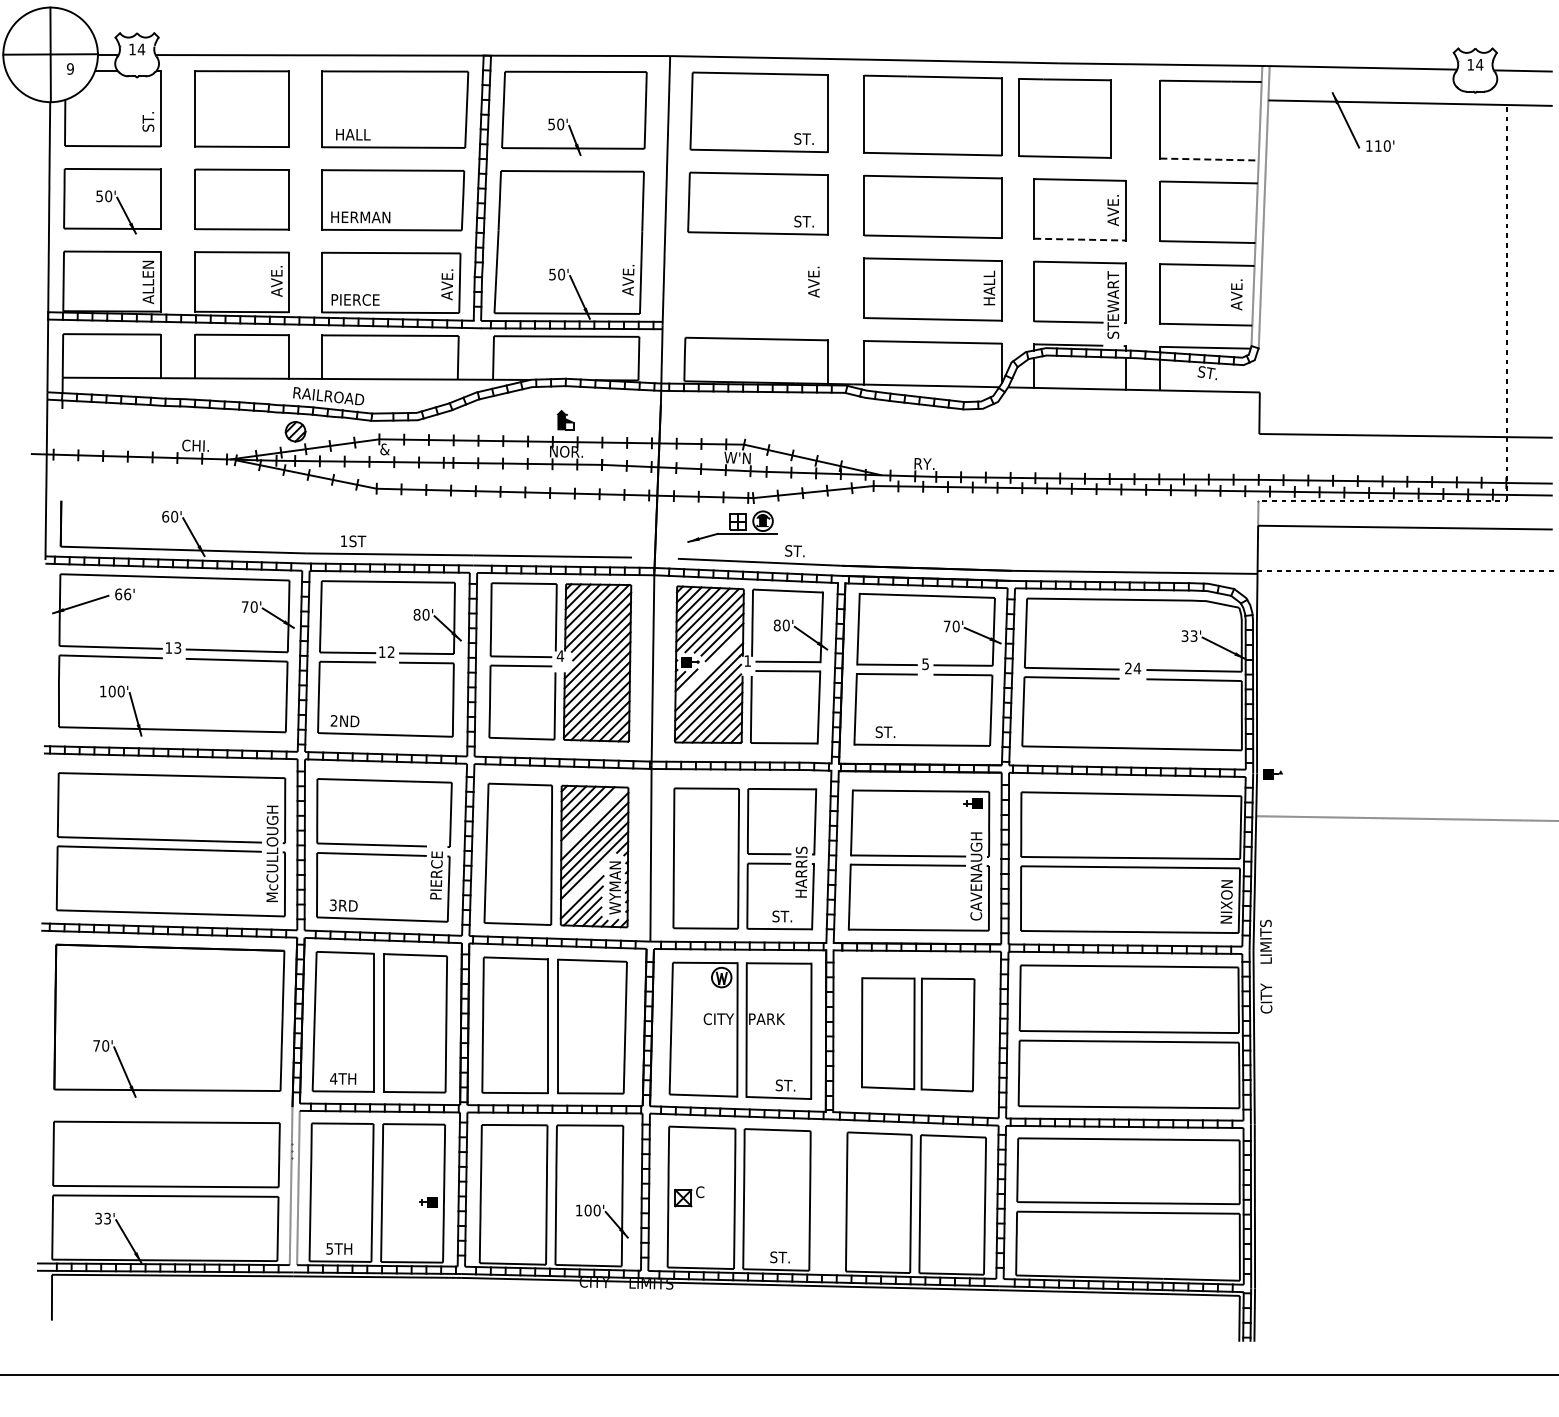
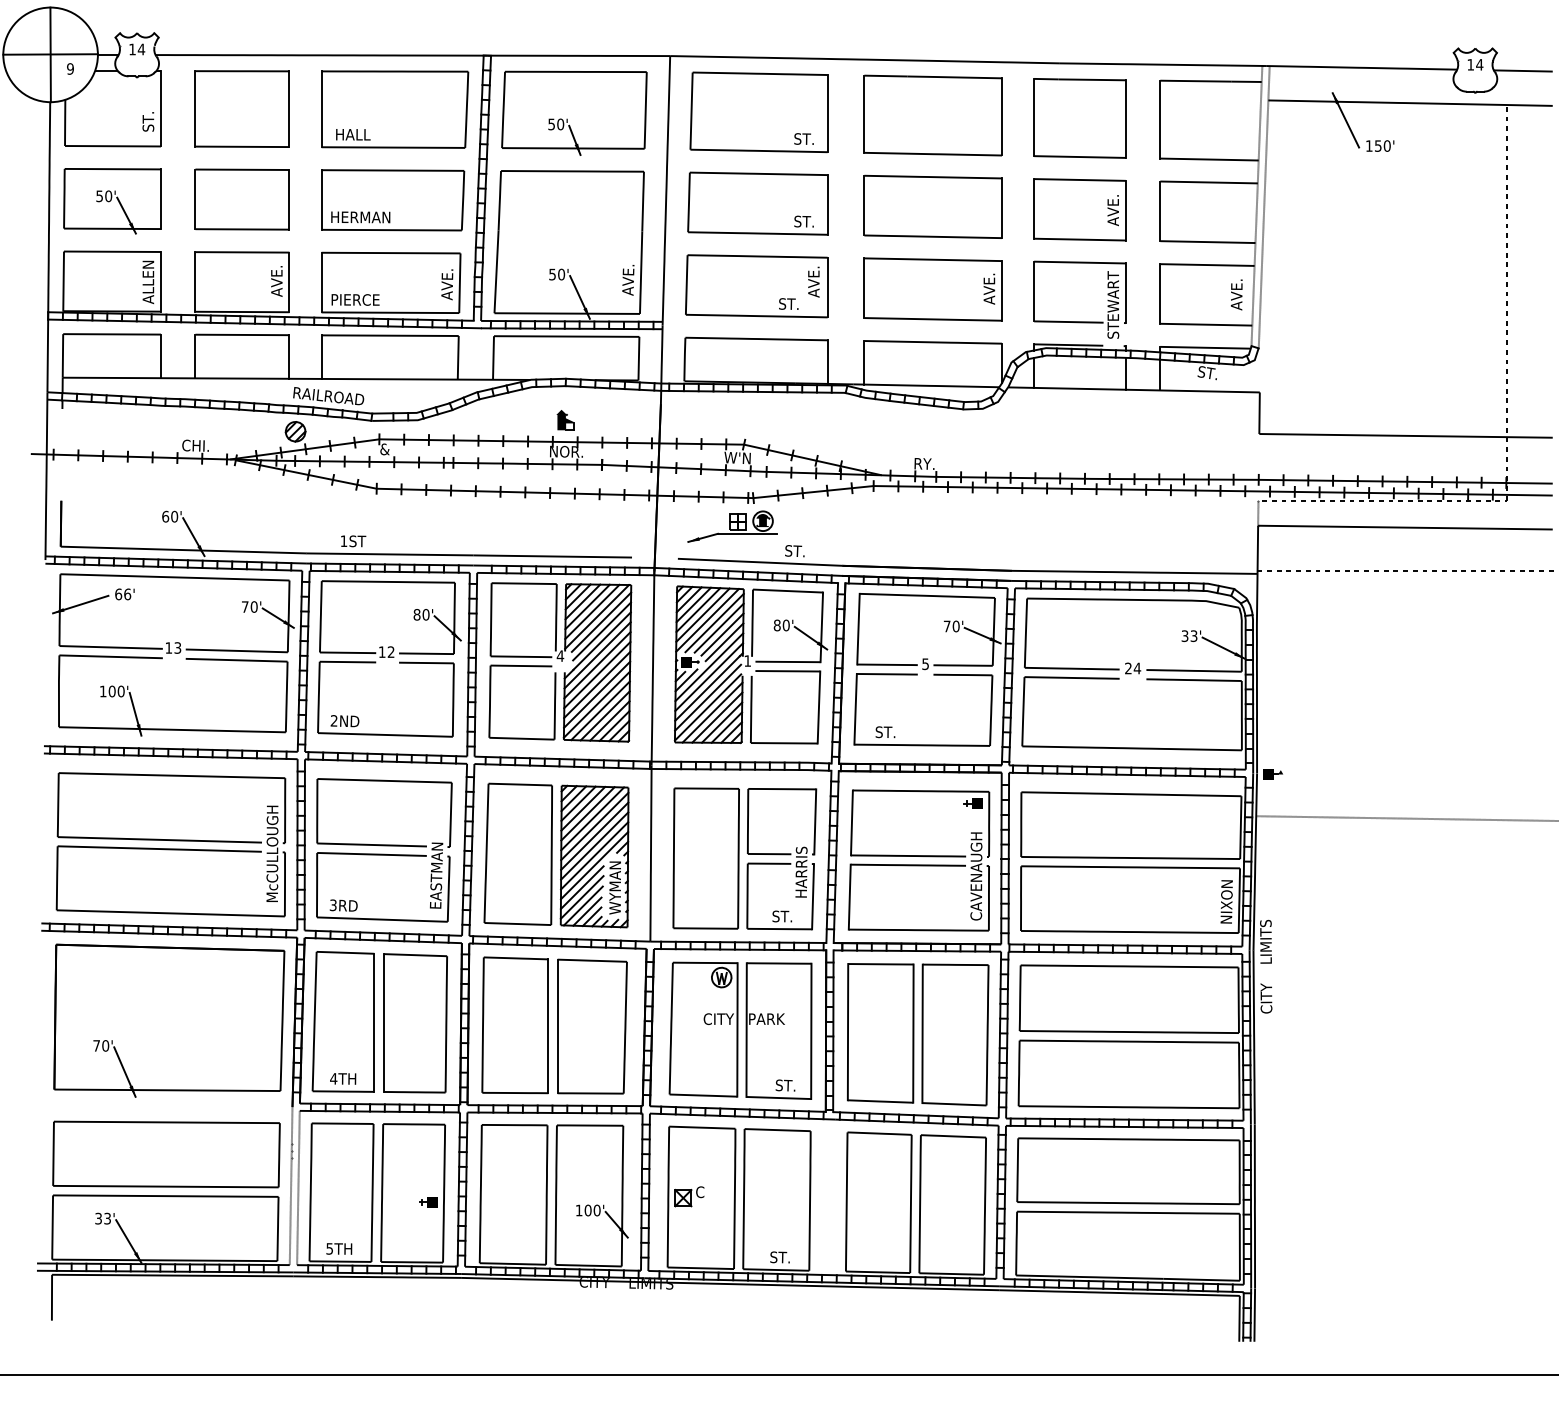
part position: (1064, 118) -> (1079, 118) (1079, 118)
text: 110' -> 150' (1378, 145)
line: dashed -> solid (1209, 159)
line: dashed -> solid (1080, 239)
part: none -> present (756, 286)
text: HALL -> AVE. (989, 287)
line: none -> present (709, 667)
line: none -> present (592, 818)
text: PIERCE -> EASTMAN (436, 875)
line: none -> present (581, 887)
part size: 115x116 px -> 143x144 px (918, 1034)
